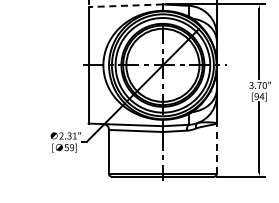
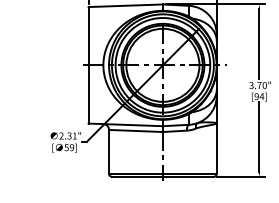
line: dashed -> solid (125, 5)
line: dashed -> solid (216, 148)
